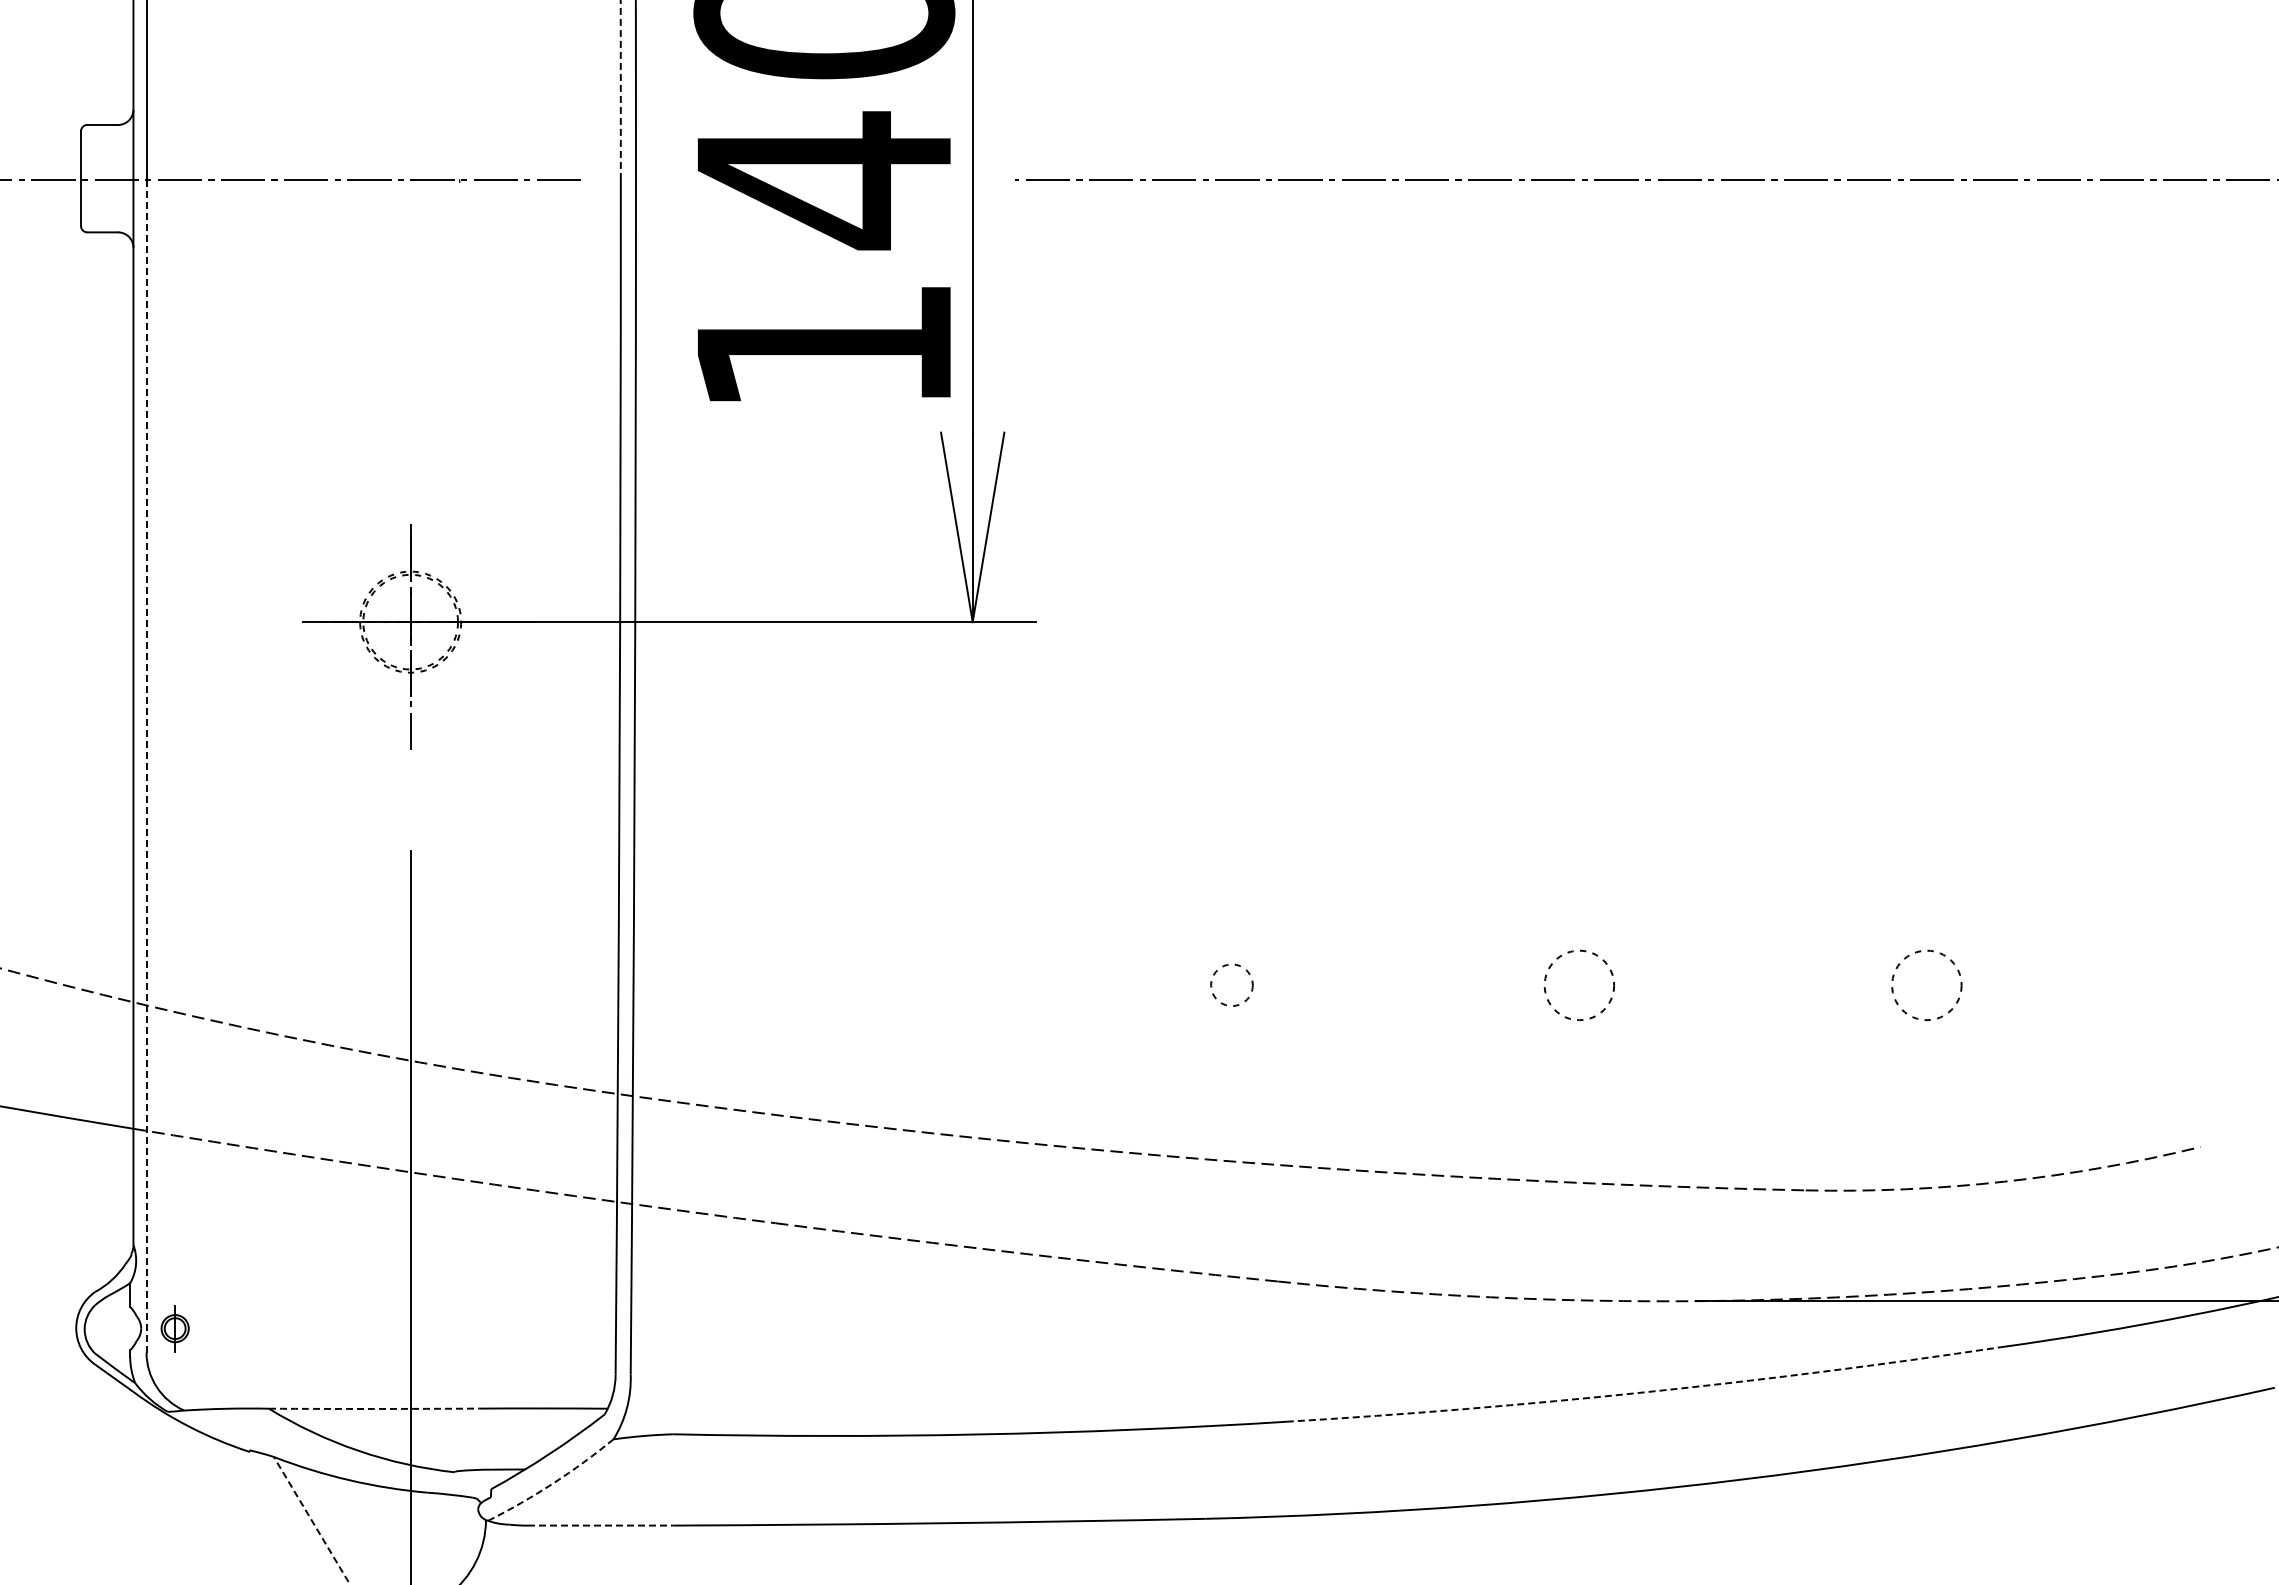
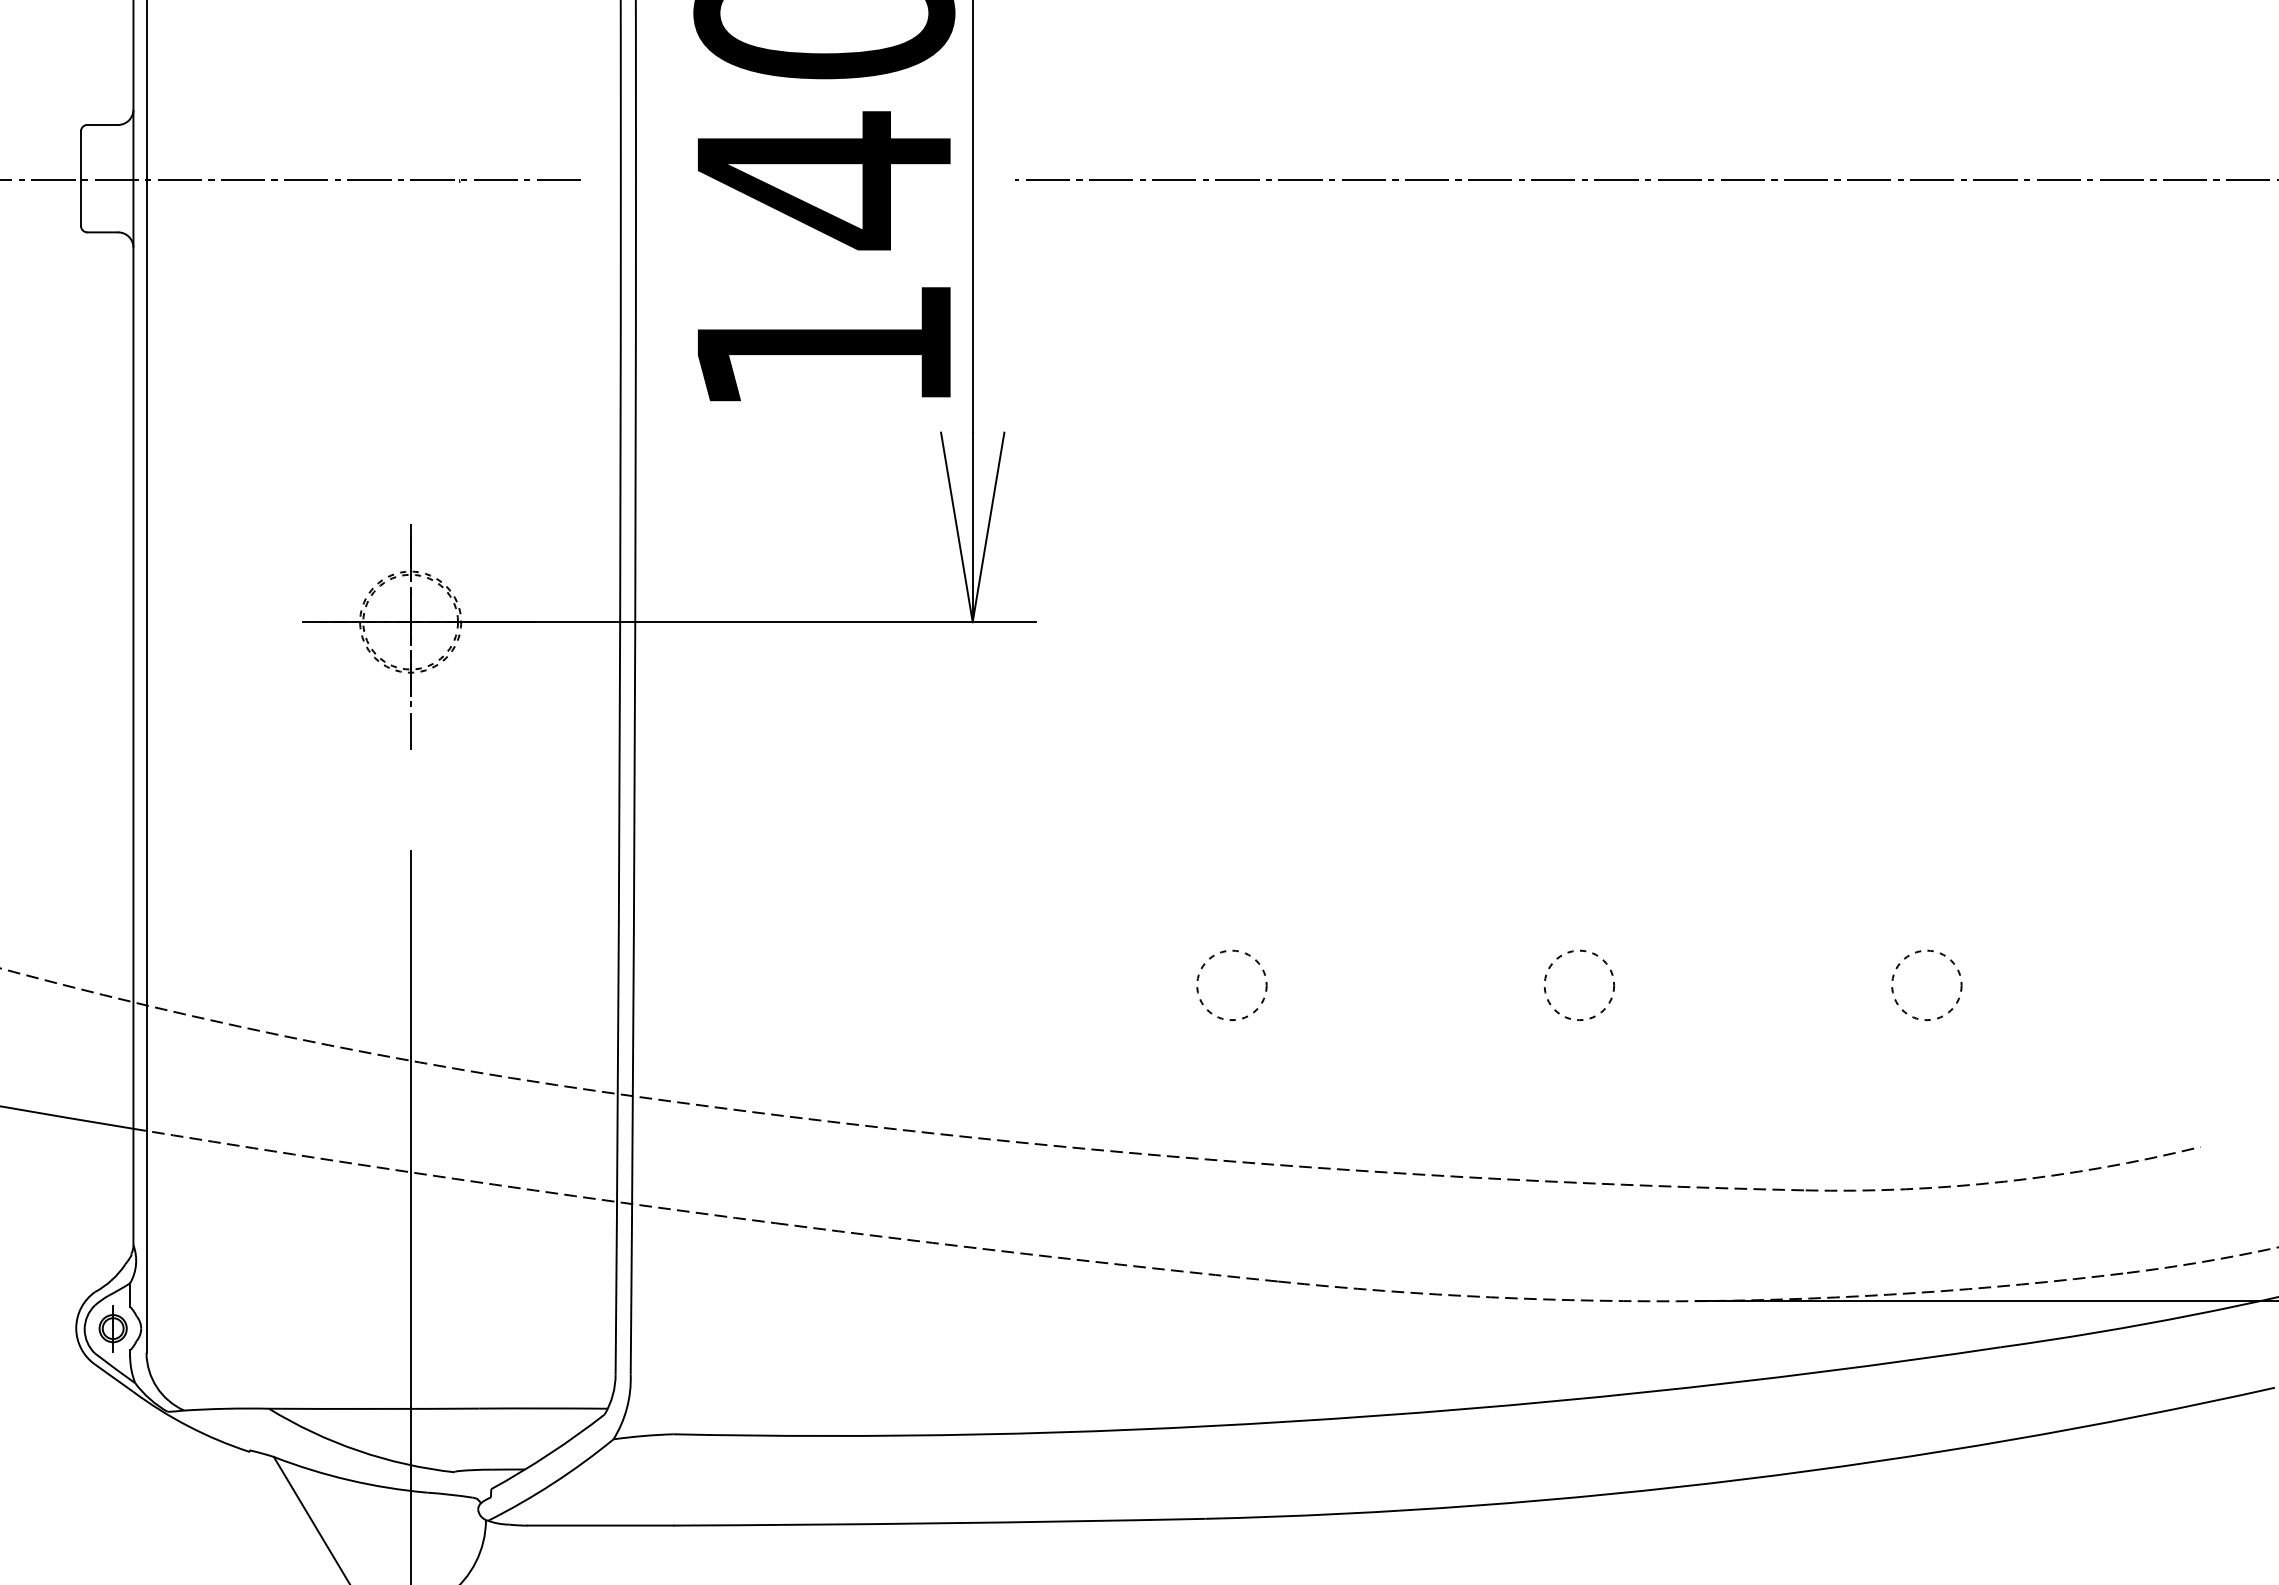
arc: dashed -> solid (620, 90)
line: dashed -> solid (146, 766)
circle size: 44x44 px -> 72x72 px (1231, 984)
part position: (174, 1328) -> (112, 1328) (112, 1328)
arc: dashed -> solid (1644, 1392)
arc: dashed -> solid (374, 1408)
arc: dashed -> solid (553, 1483)
line: dashed -> solid (311, 1520)
line: dashed -> solid (600, 1525)
